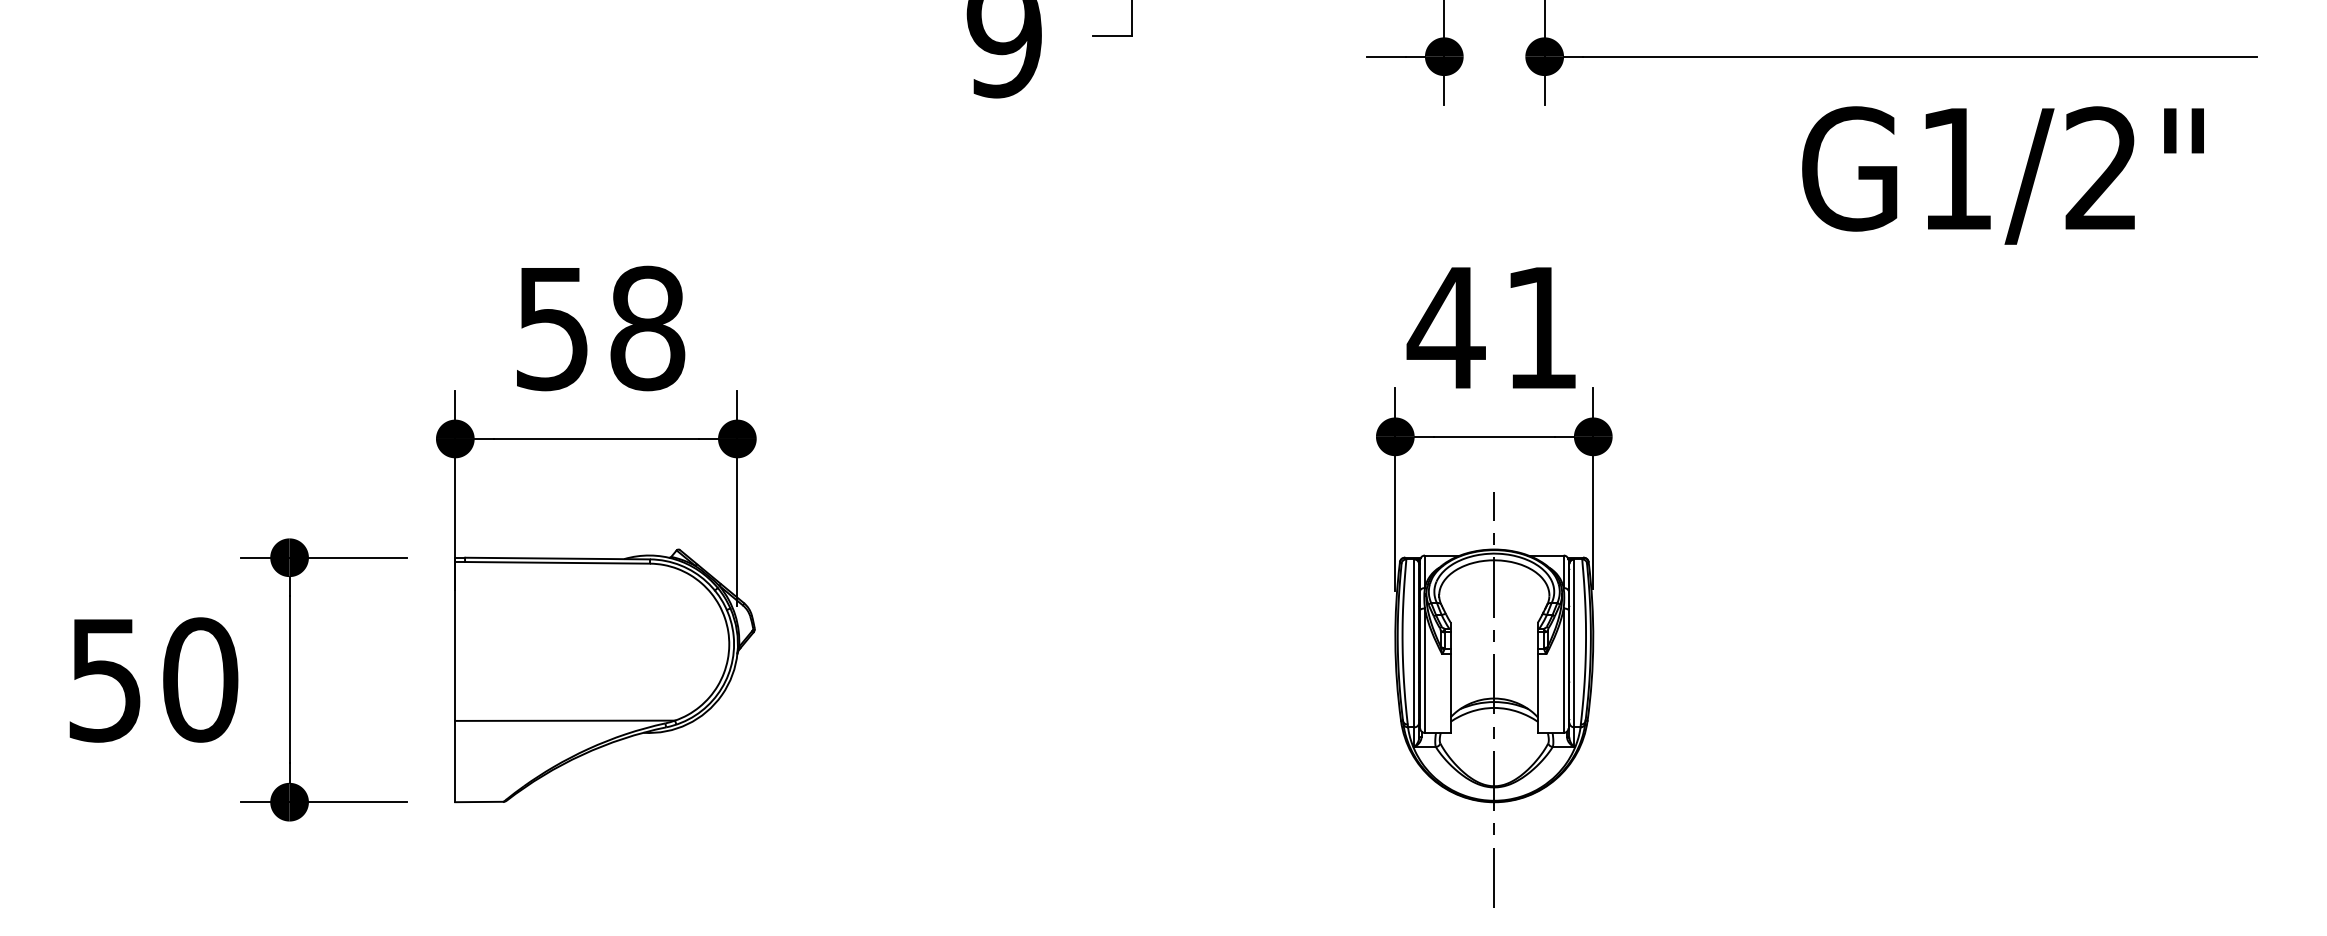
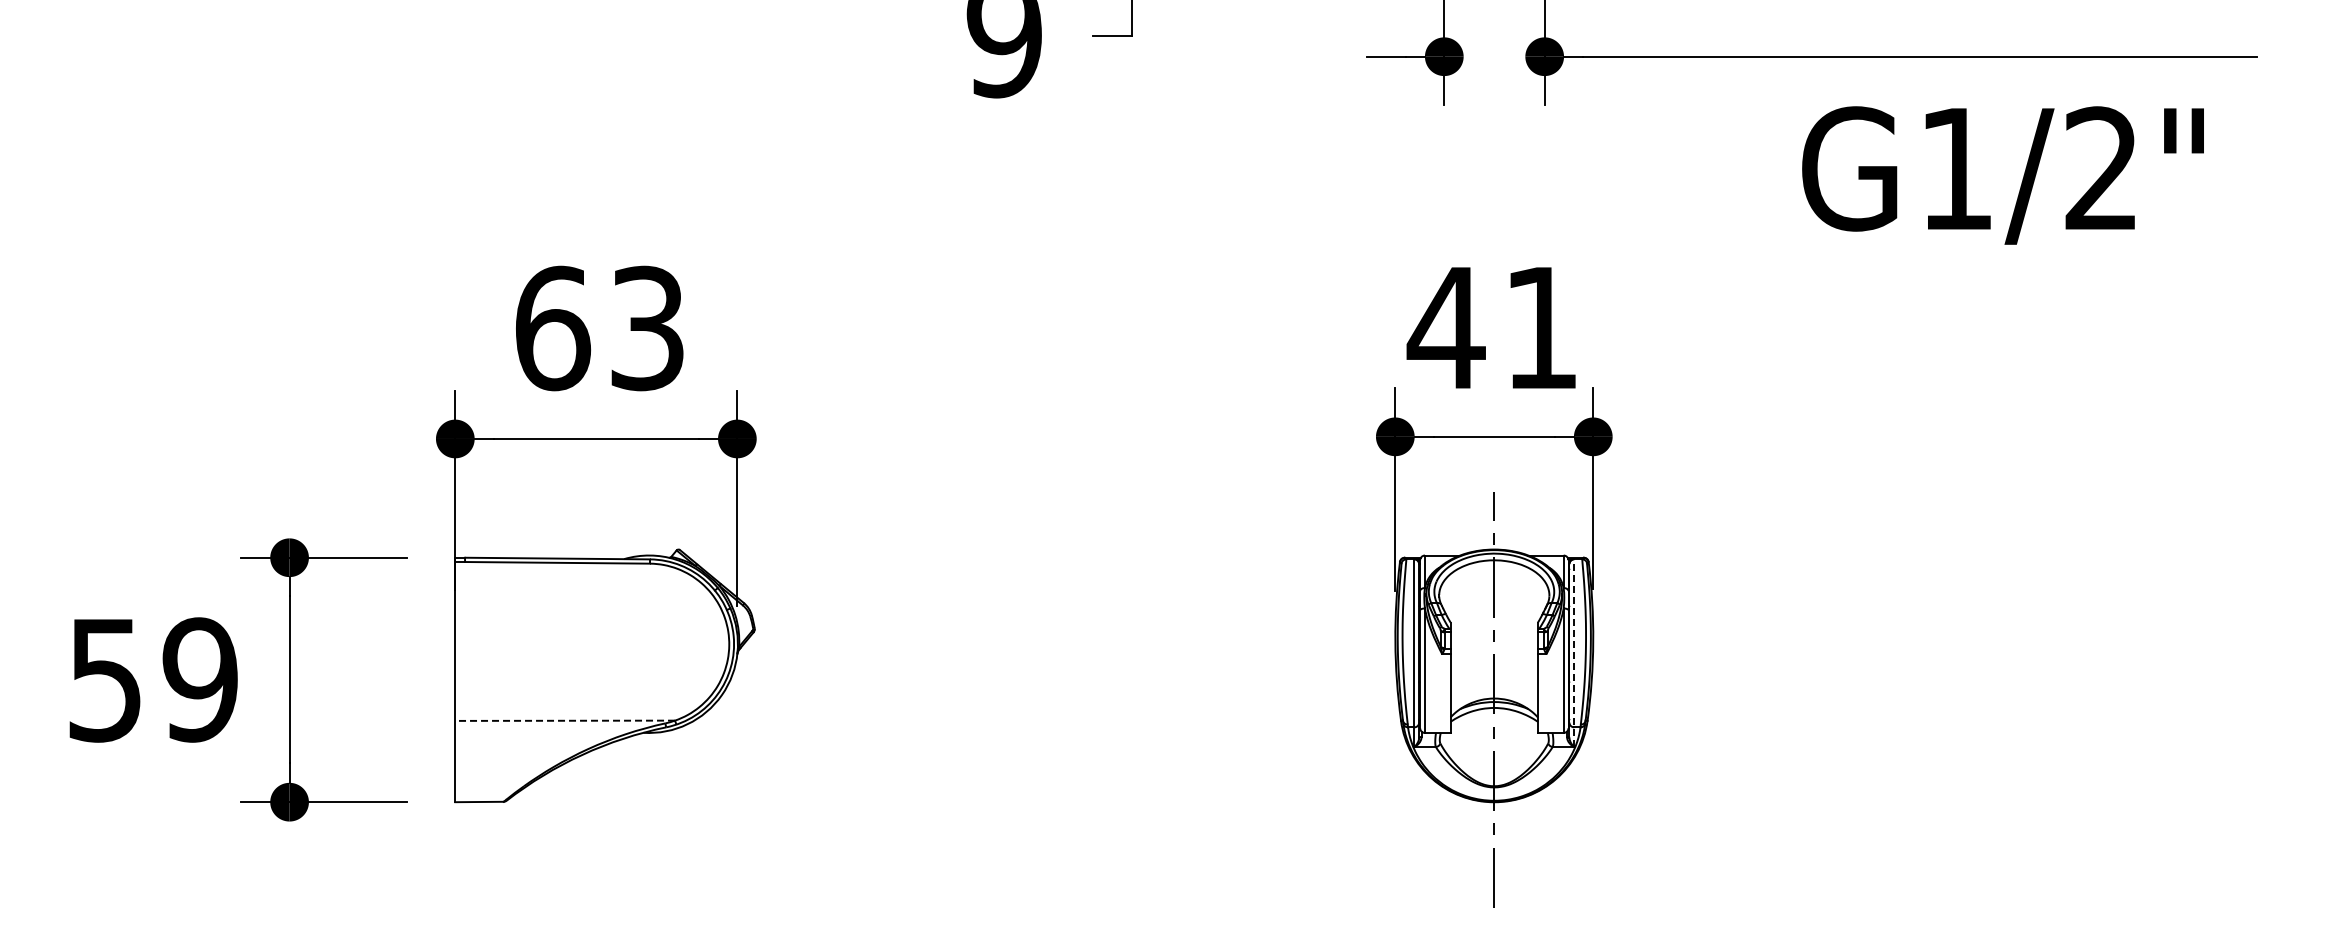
text: 58 -> 63 (600, 328)
line: solid -> dashed (1574, 652)
text: 50 -> 59 (200, 679)
line: solid -> dashed (565, 720)
